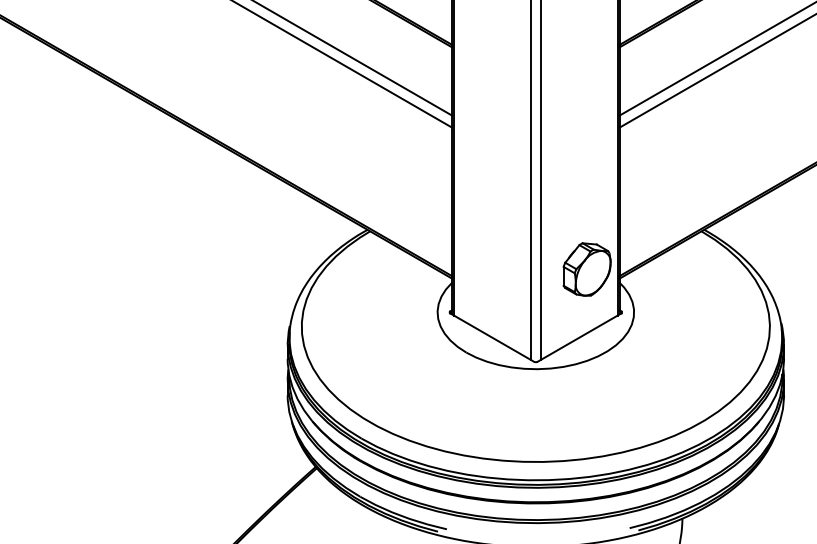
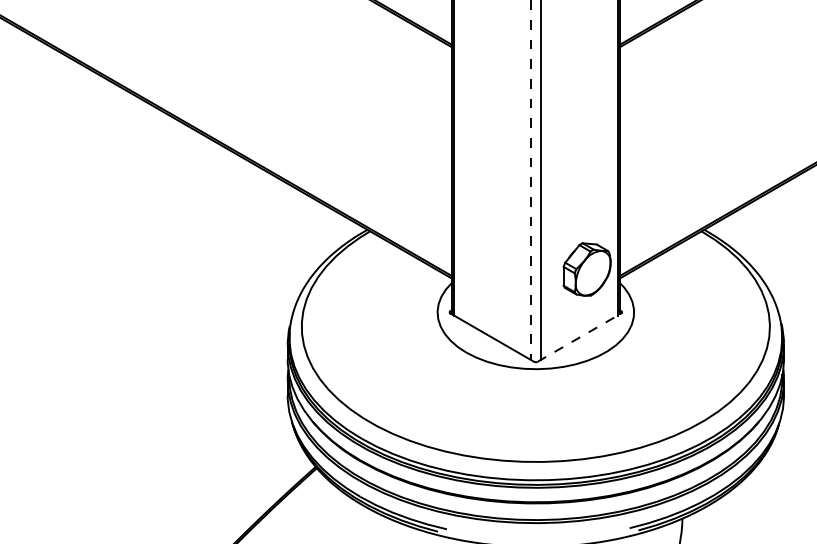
line: present -> none (353, 58)
line: present -> none (716, 59)
line: present -> none (343, 64)
line: present -> none (716, 71)
line: solid -> dashed (530, 180)
line: solid -> dashed (579, 337)
